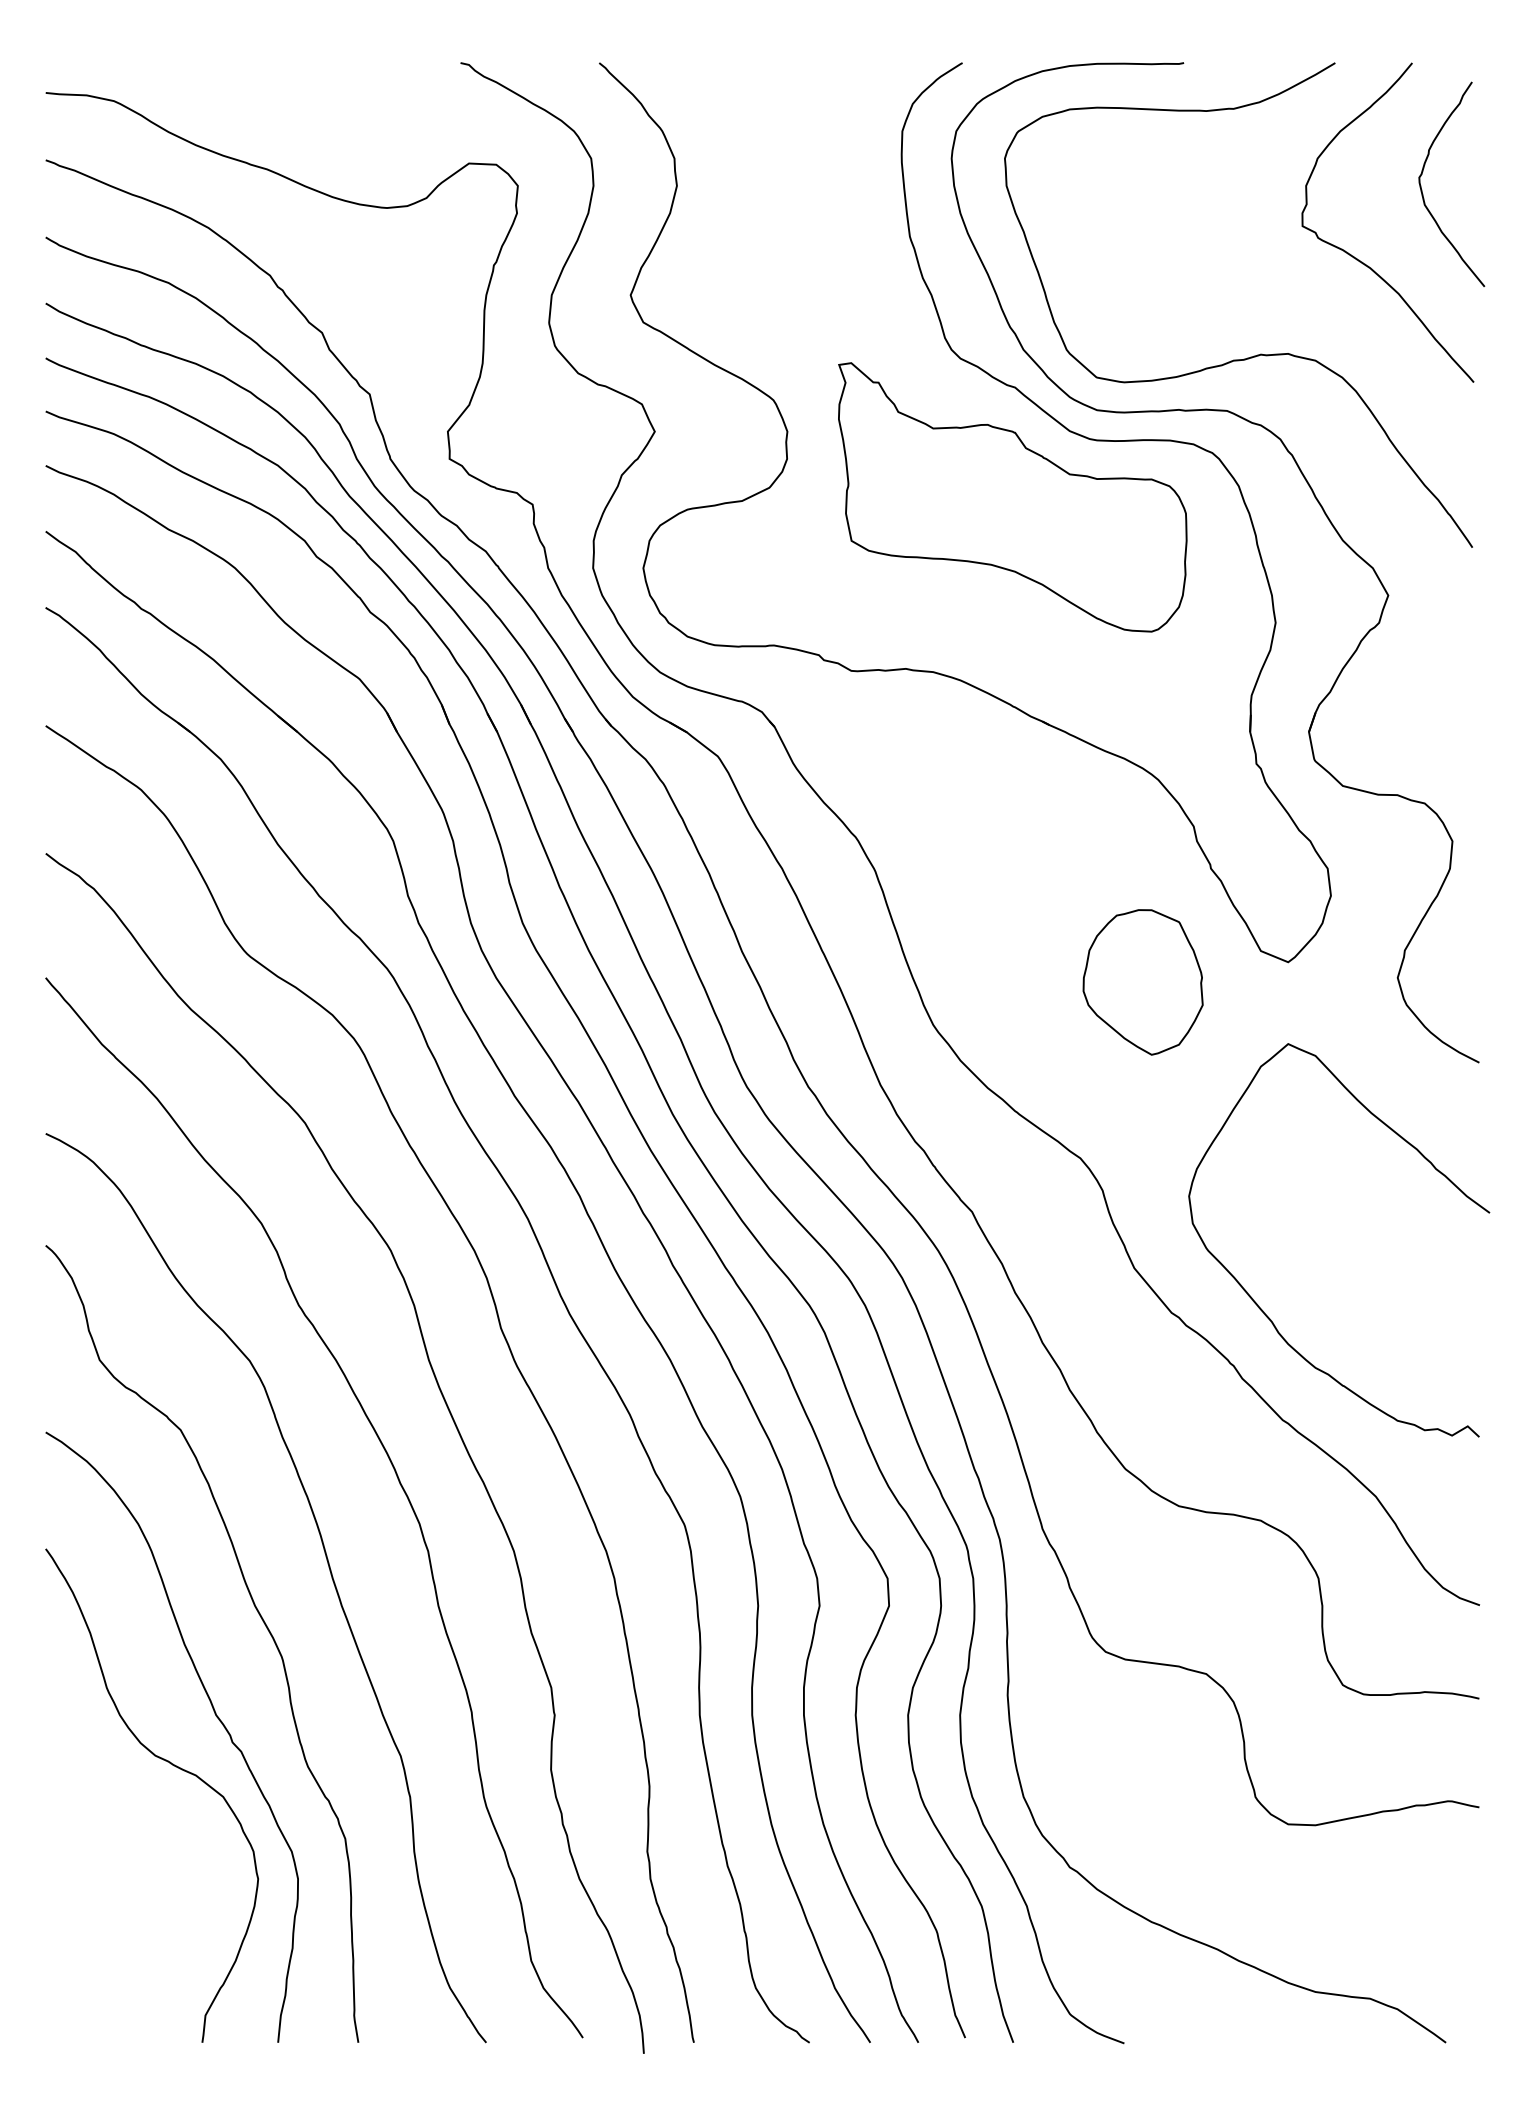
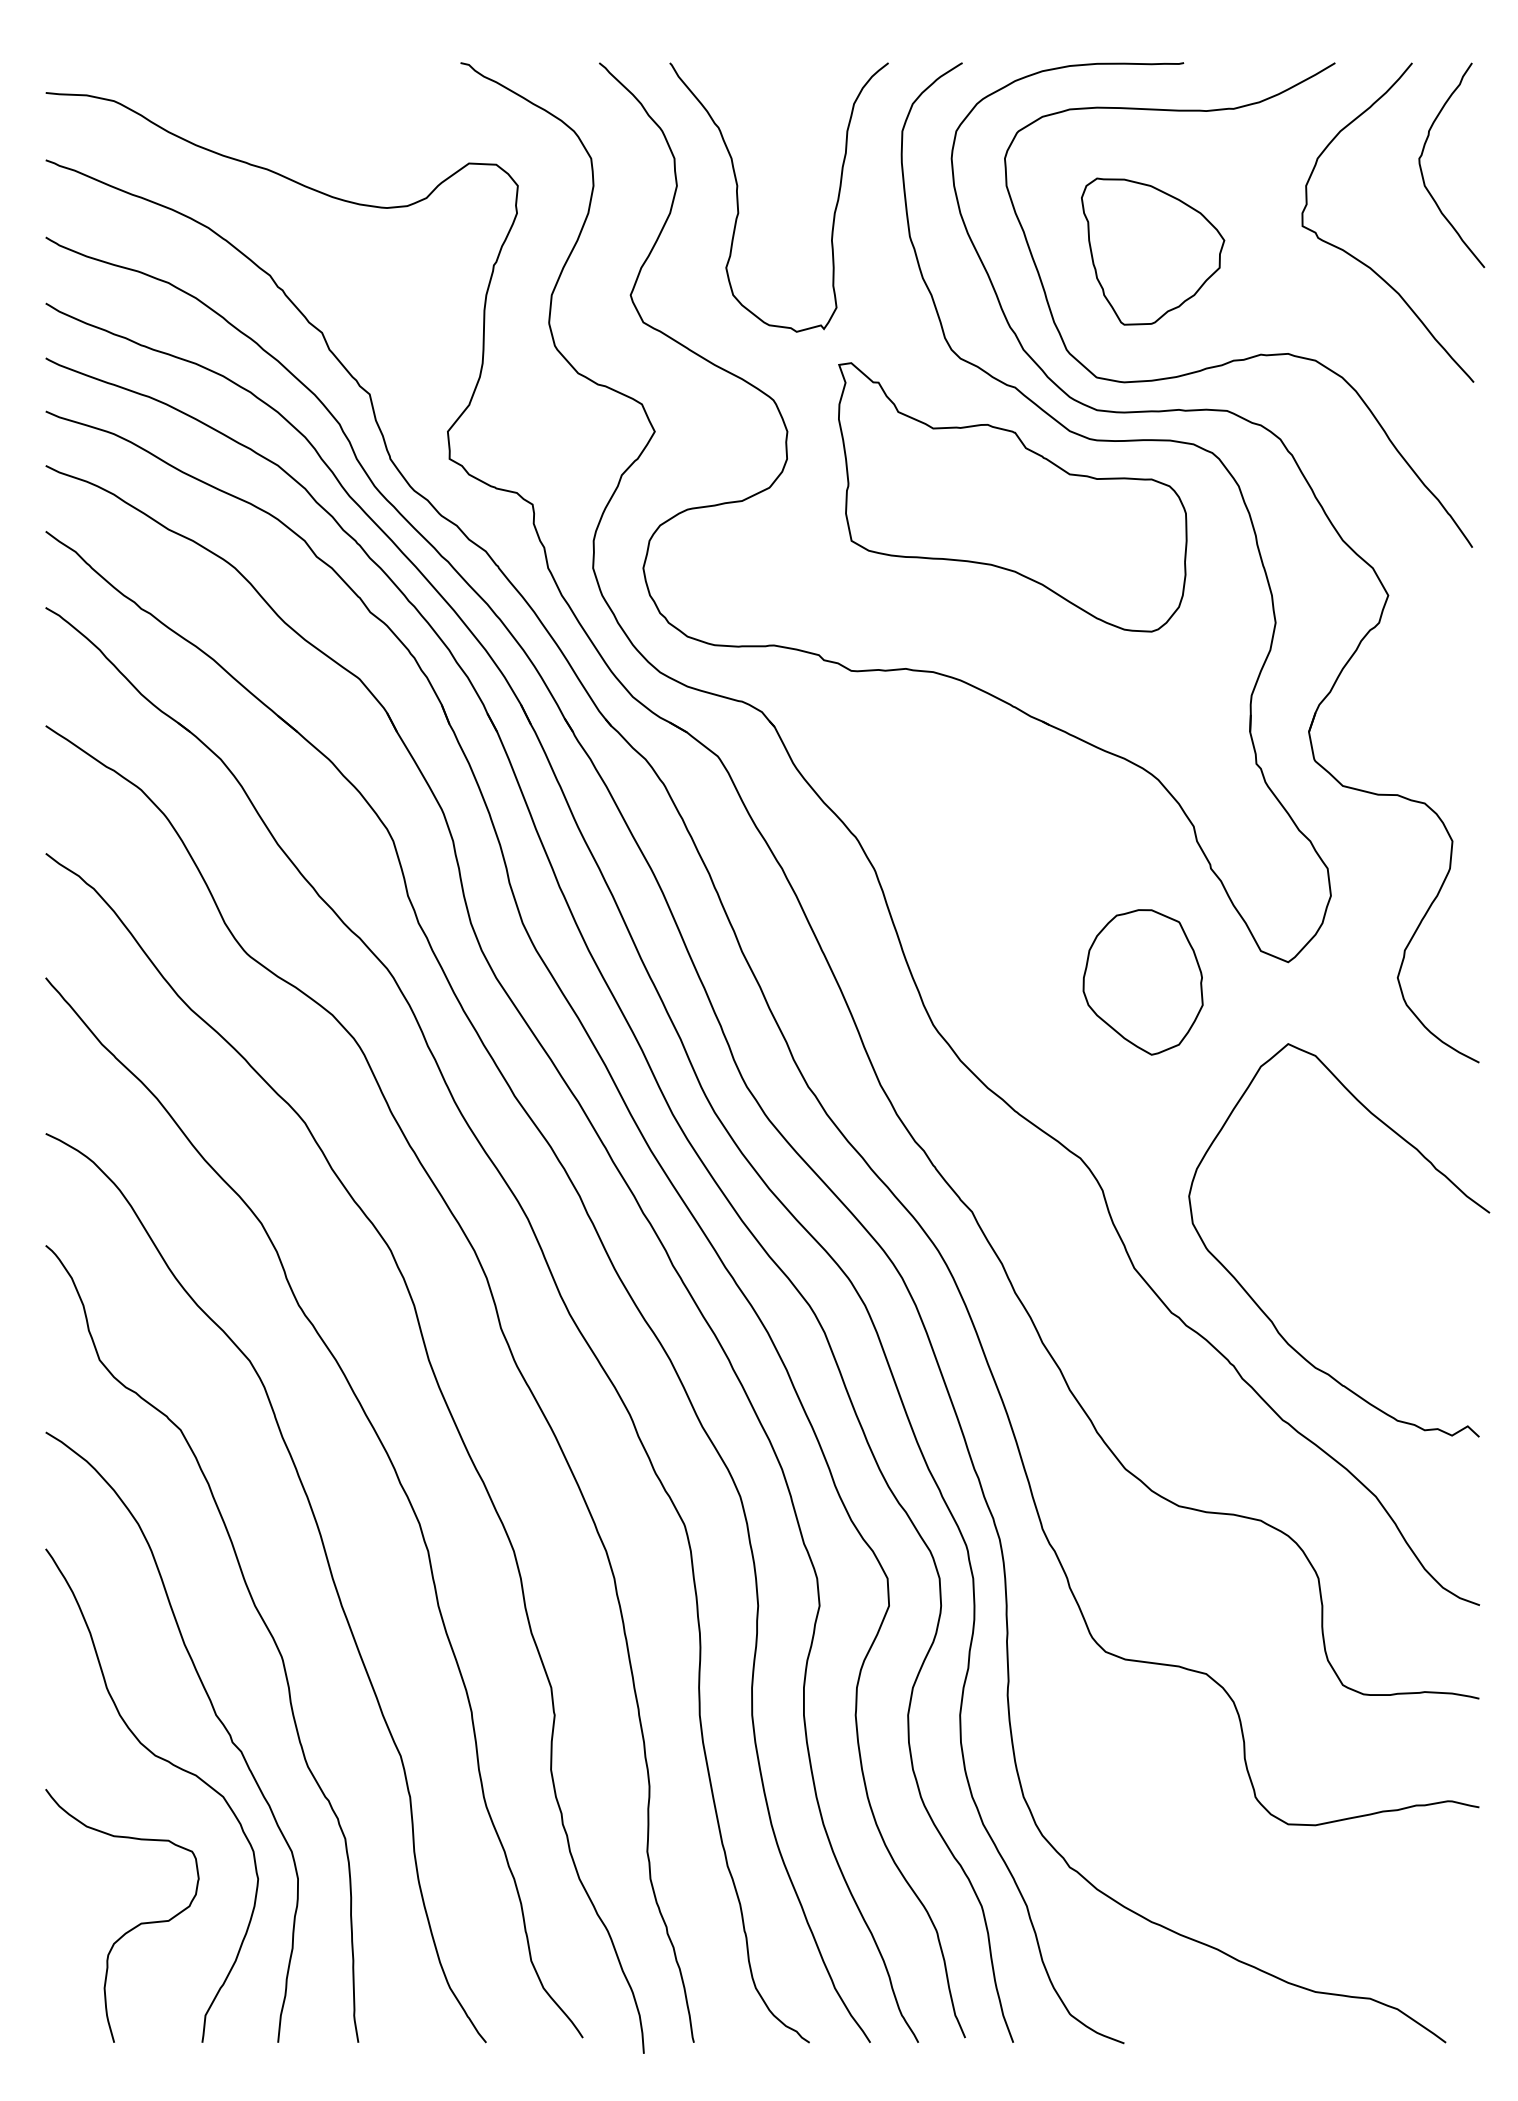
curve position: (1422, 189) -> (1422, 170) (1422, 170)
curve: none -> present (738, 197)
part: none -> present (1153, 251)
curve: none -> present (131, 1928)
